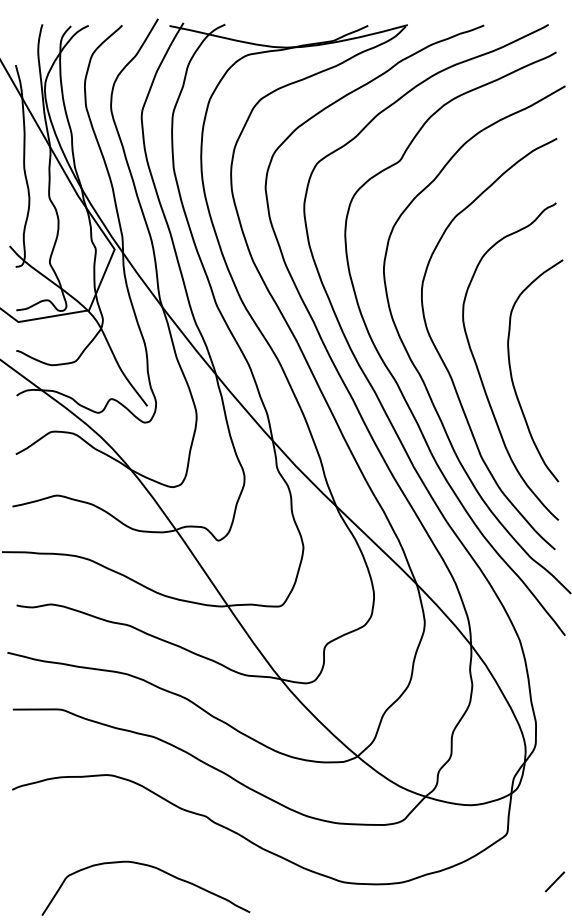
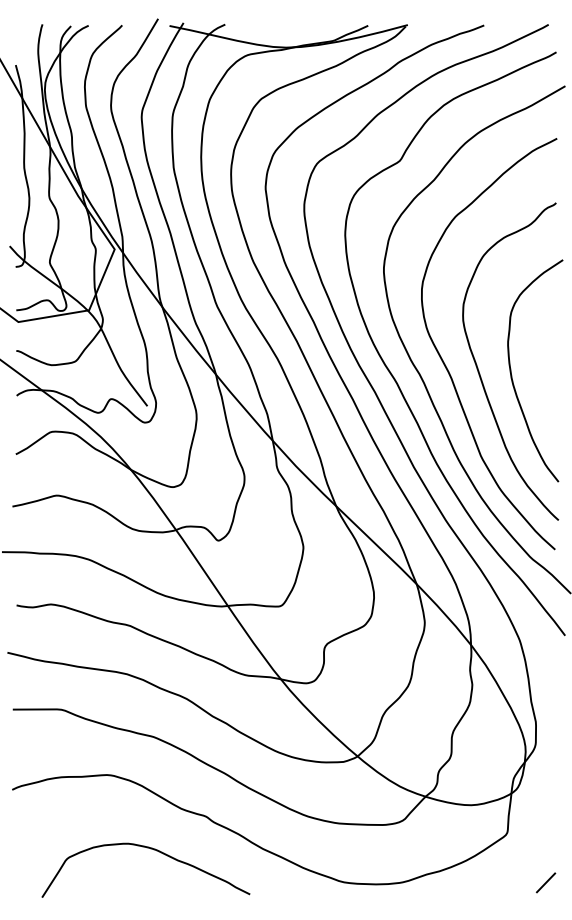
curve position: (150, 867) -> (150, 849) (150, 849)
line position: (554, 881) -> (545, 882) (545, 882)
